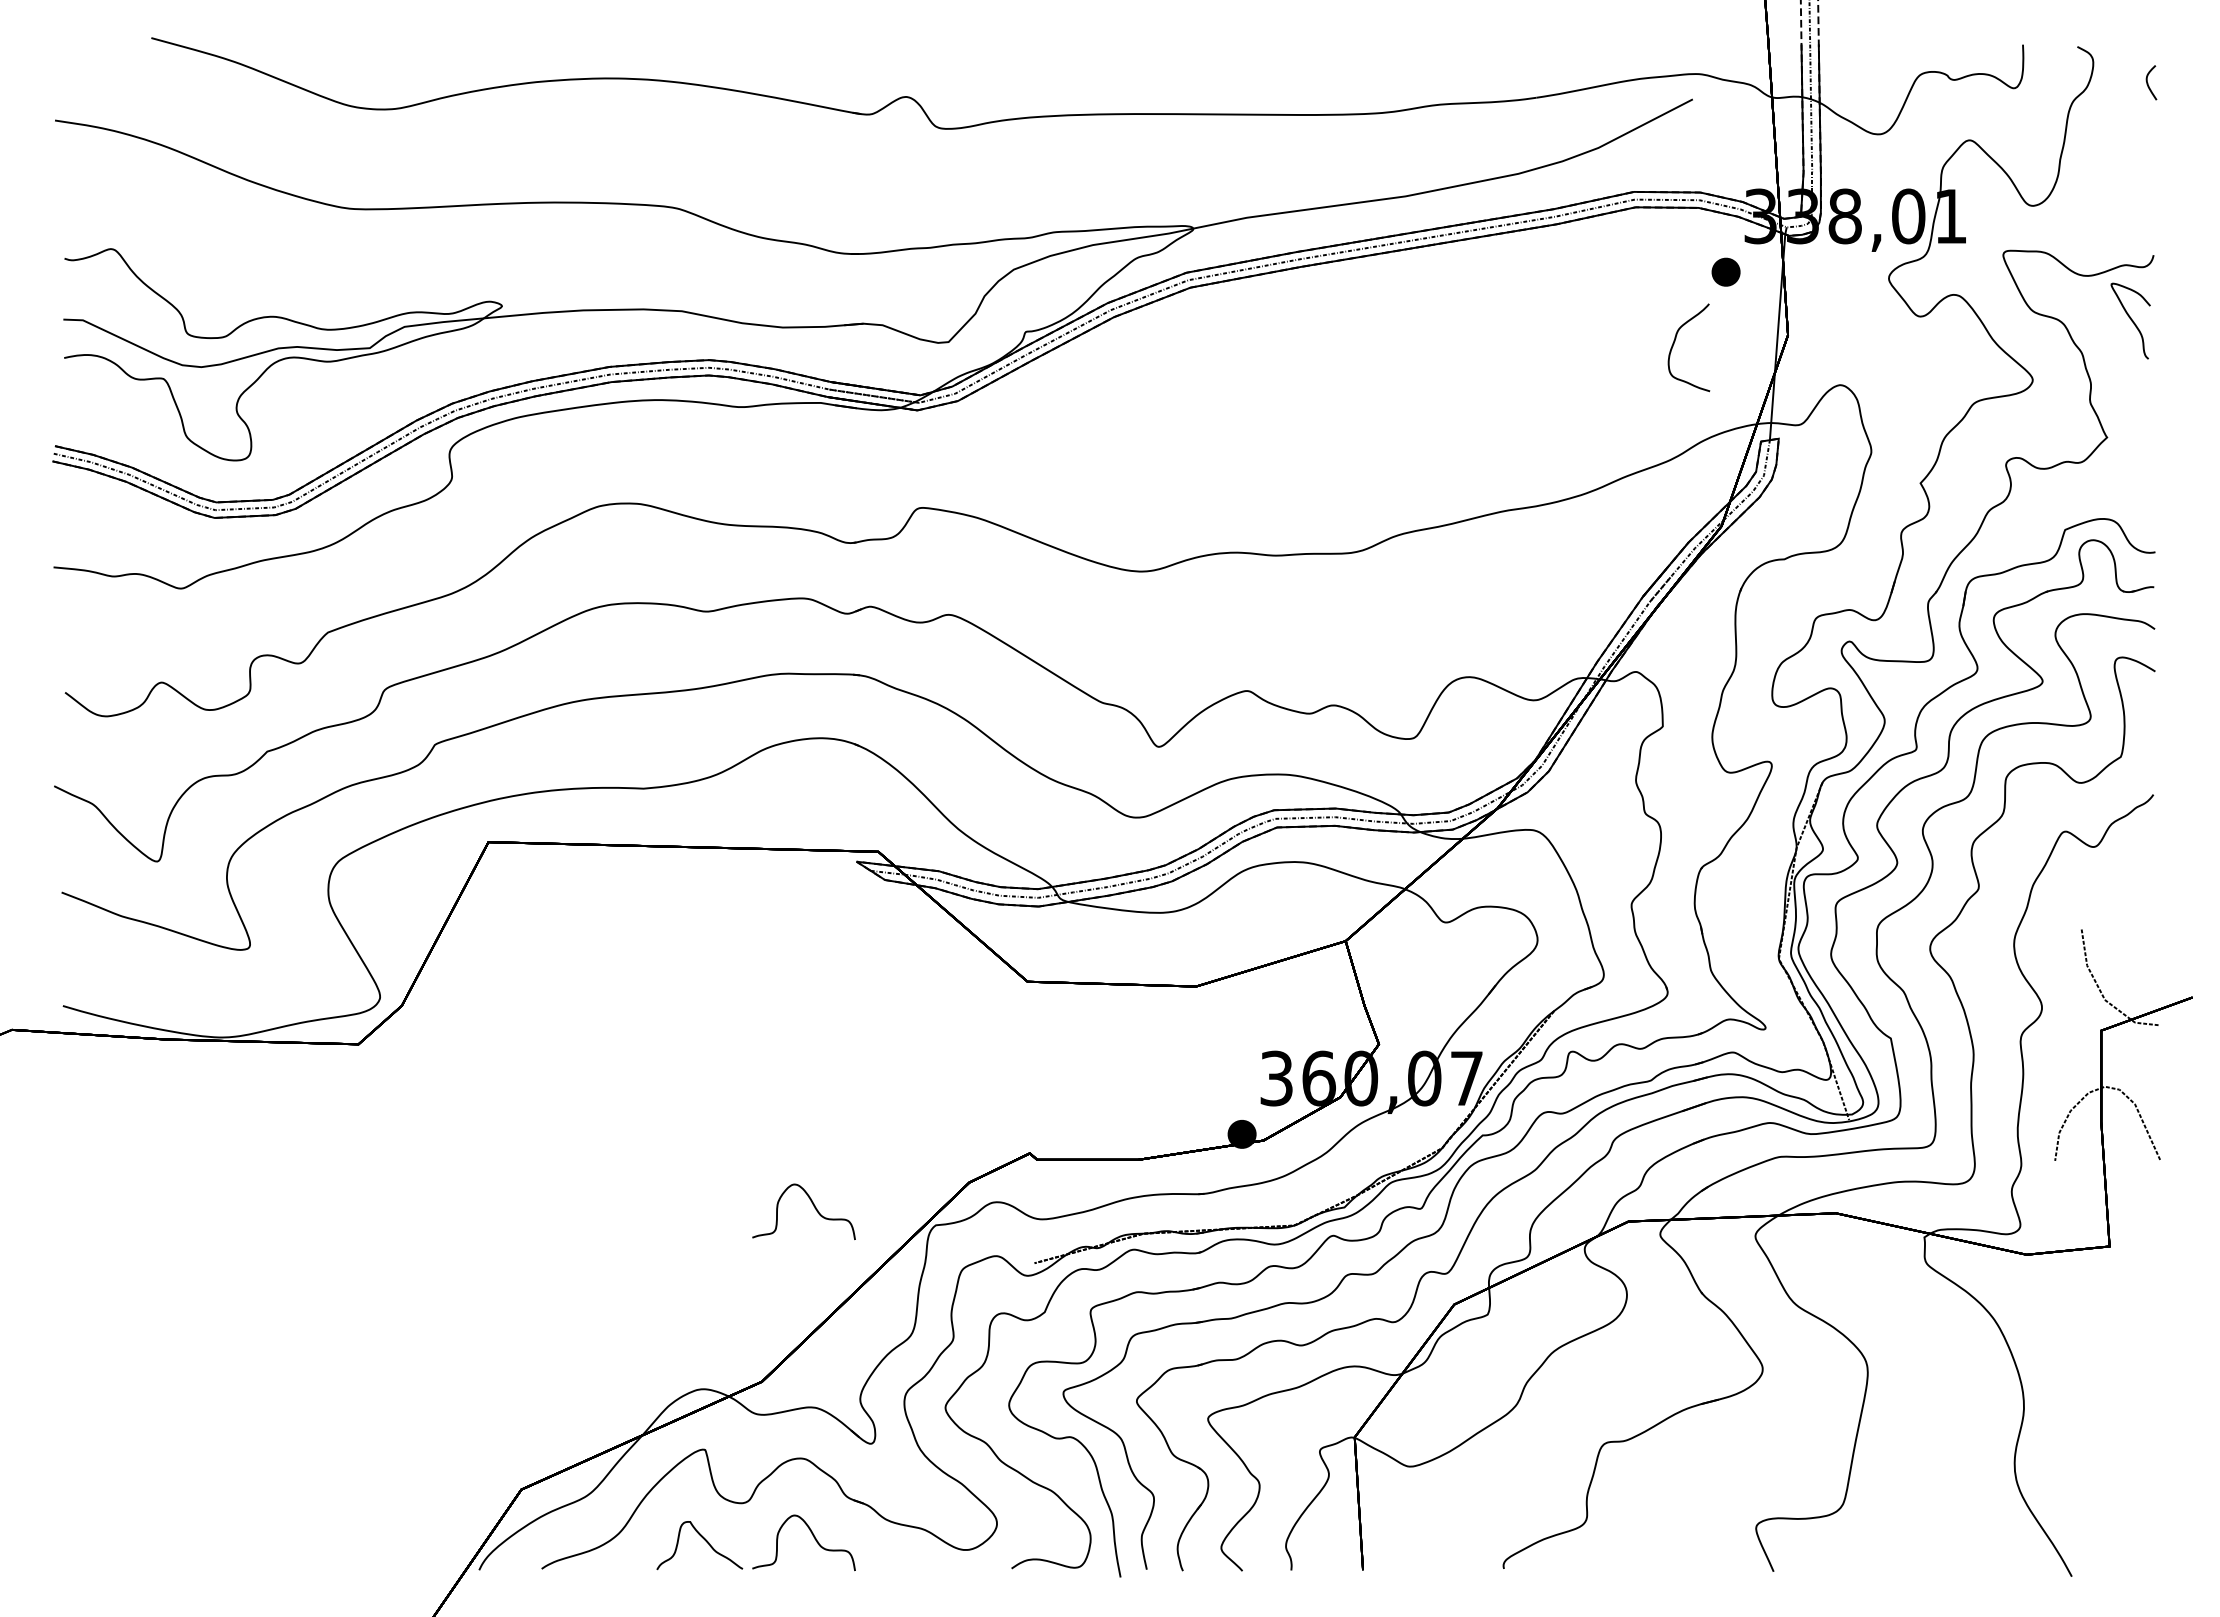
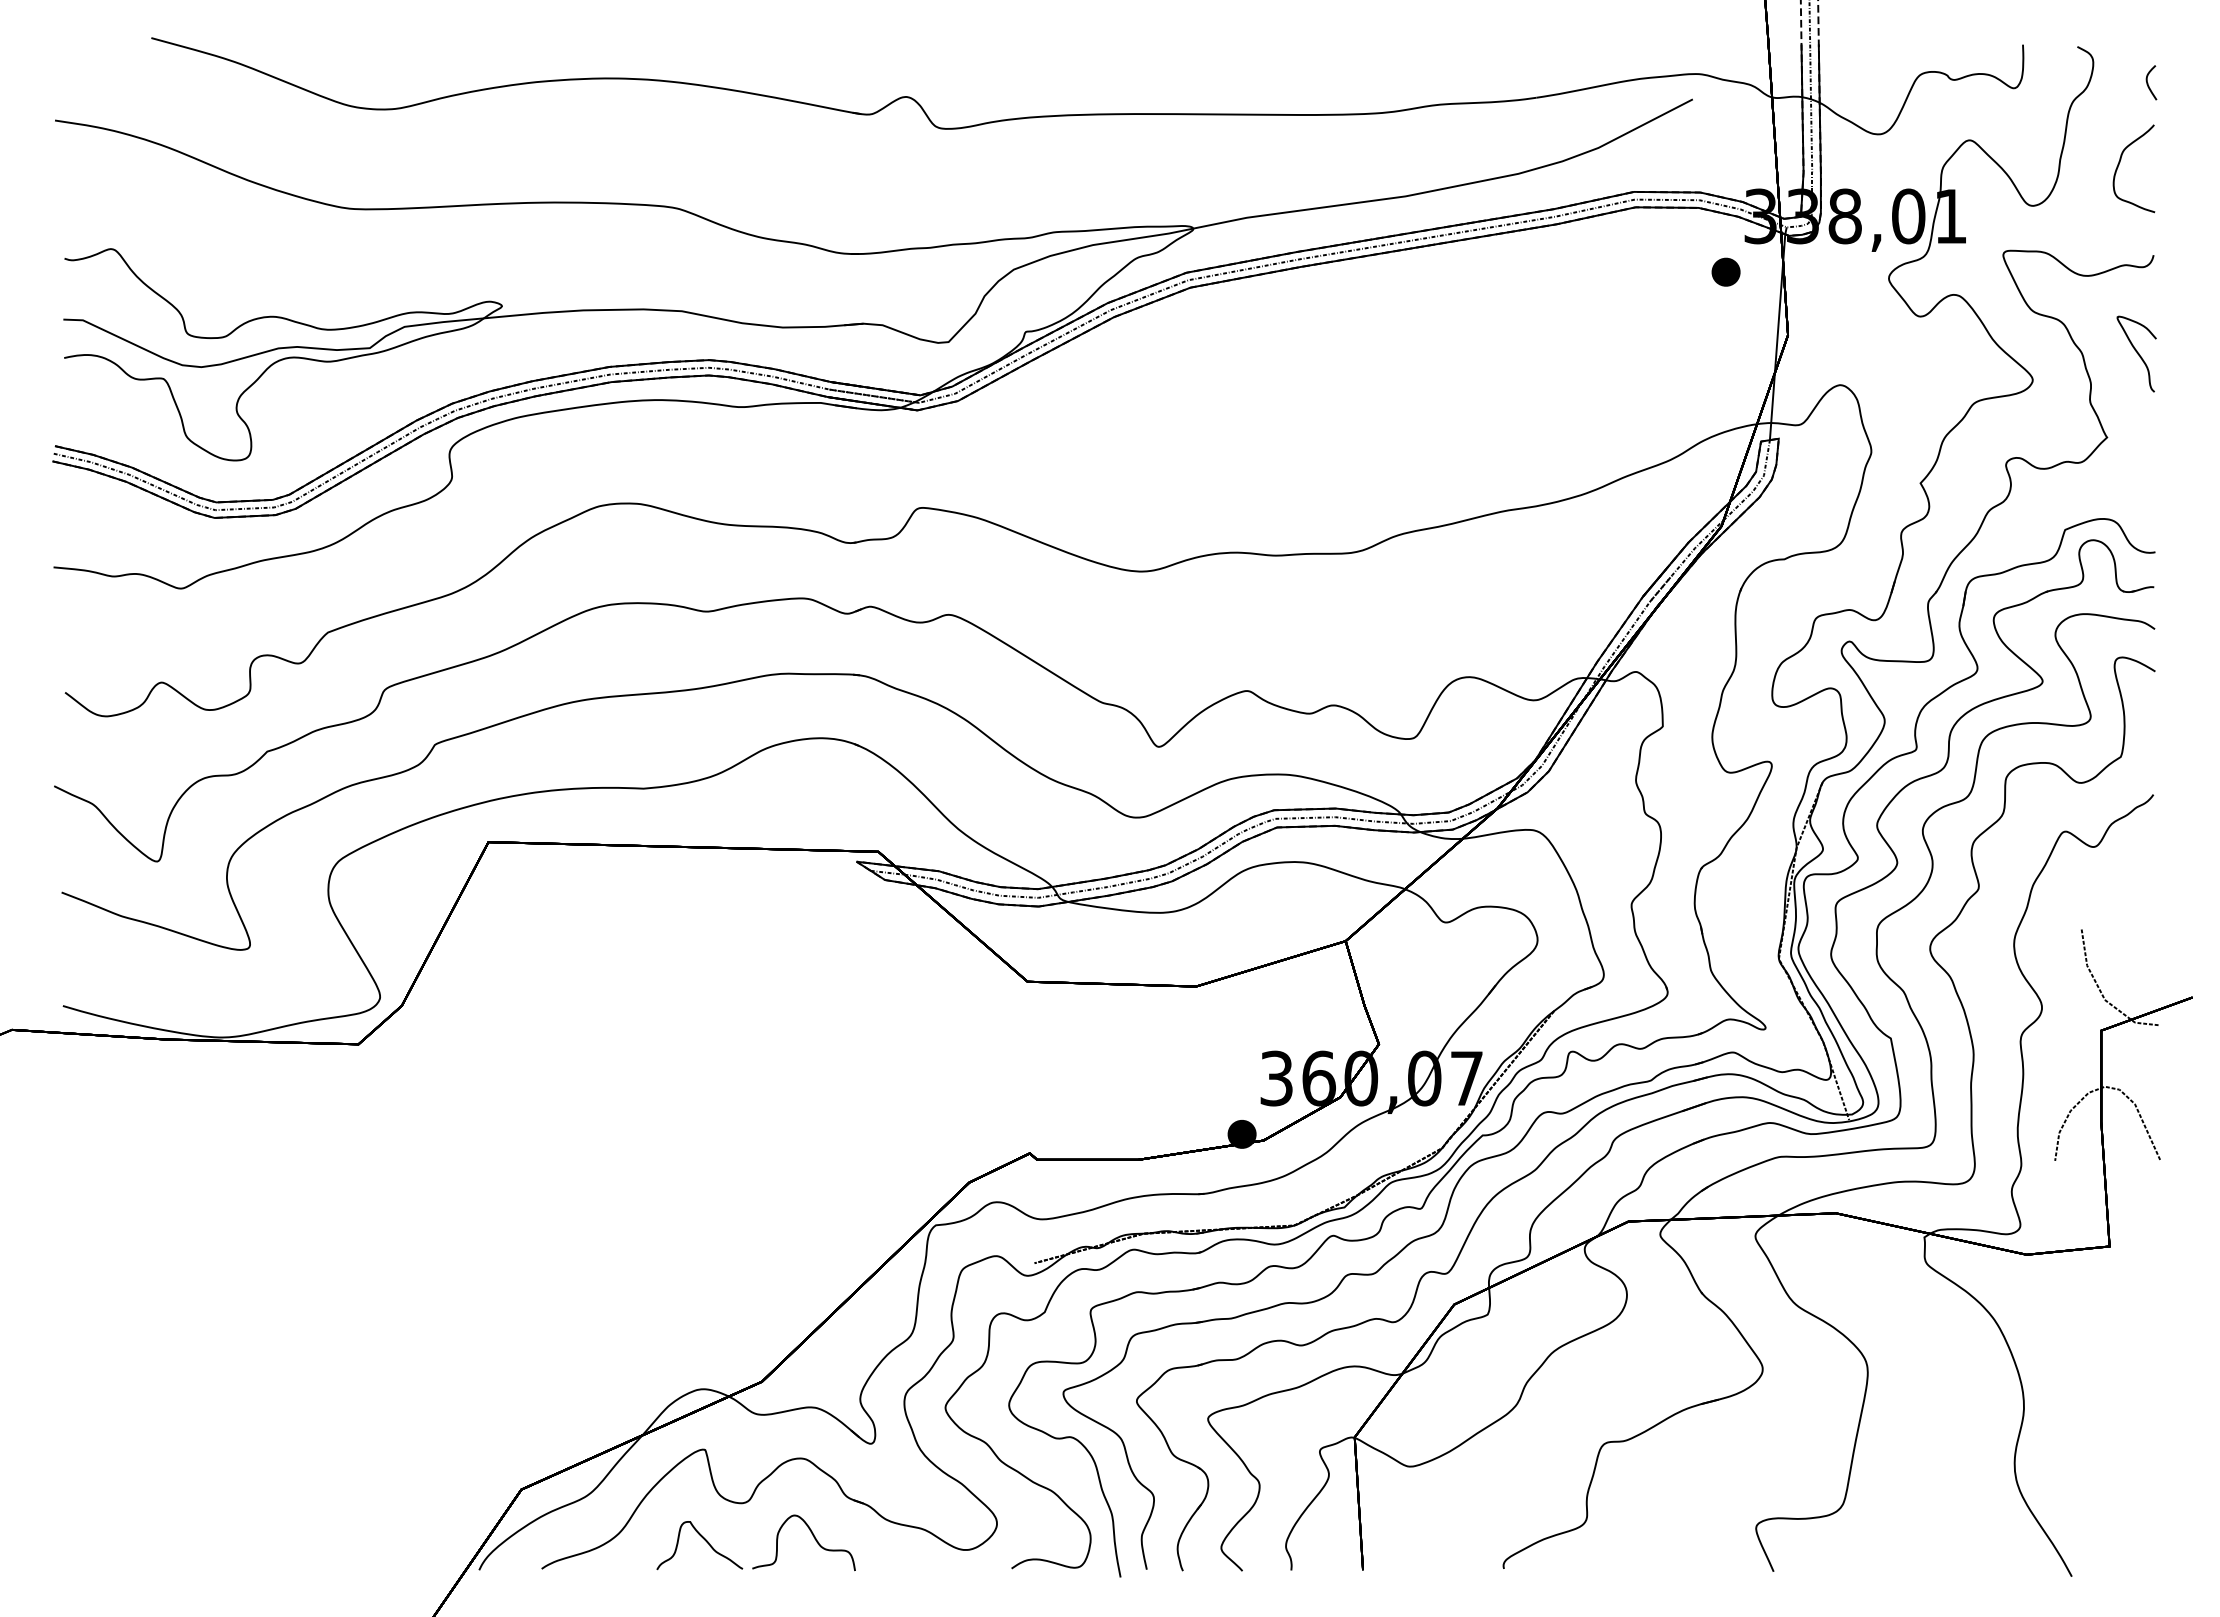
curve position: (2130, 319) -> (2136, 352) (2136, 352)
curve position: (1675, 341) -> (2120, 162) (2120, 162)
curve: present -> none (813, 1206)
